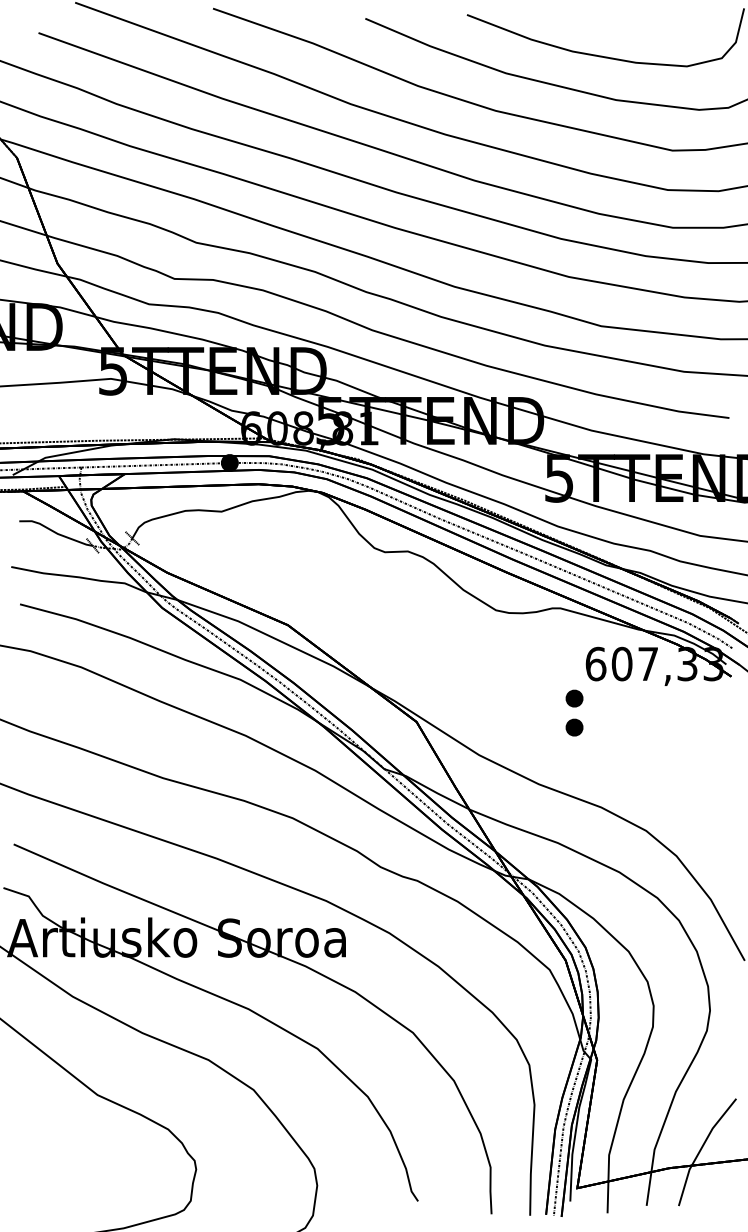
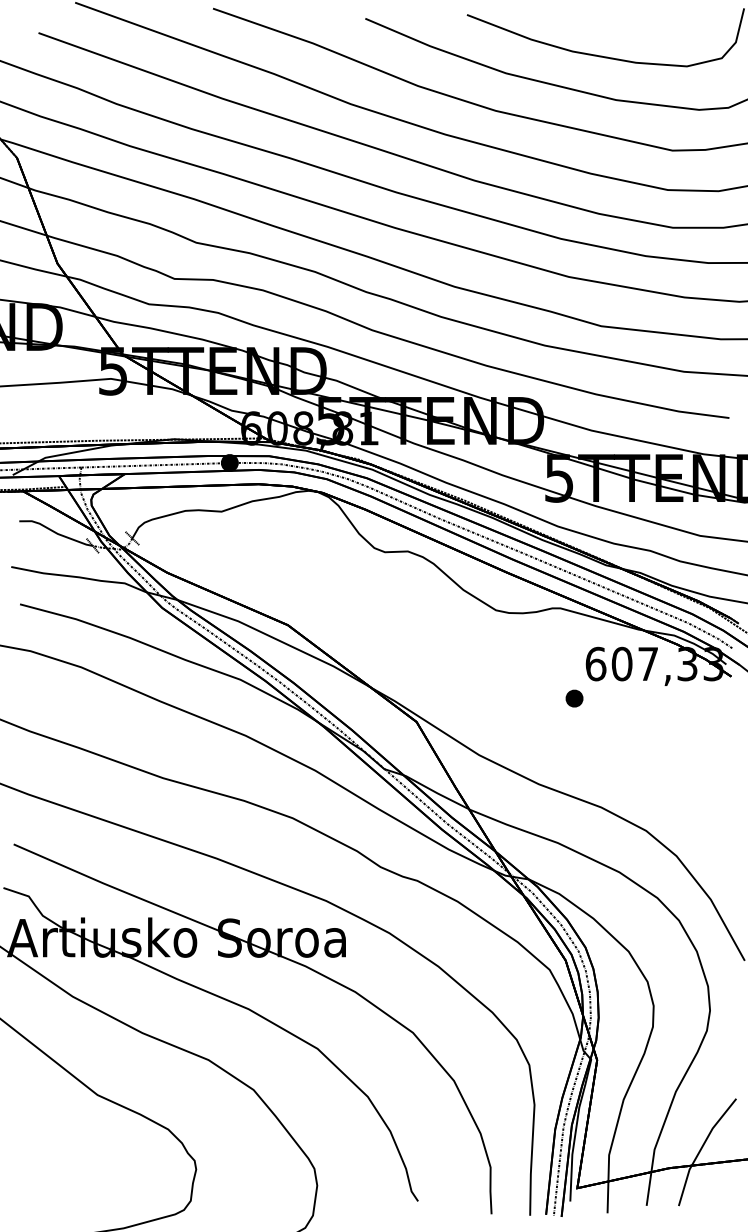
part: present -> none (574, 727)
